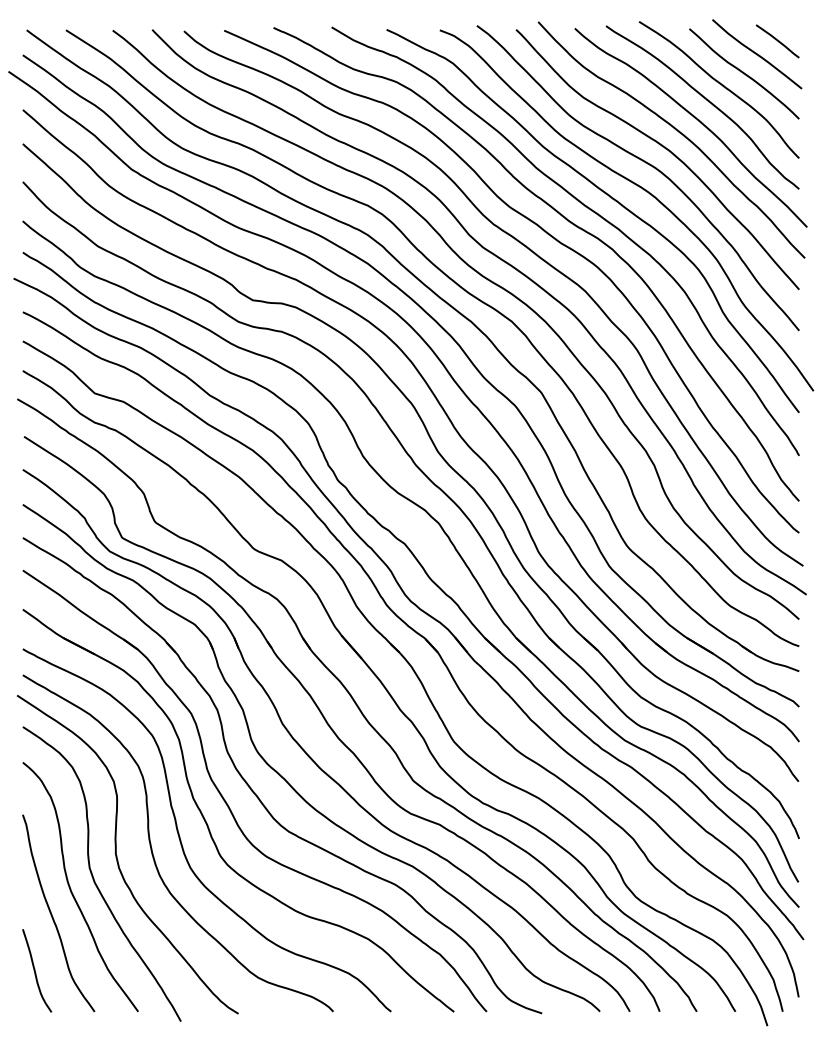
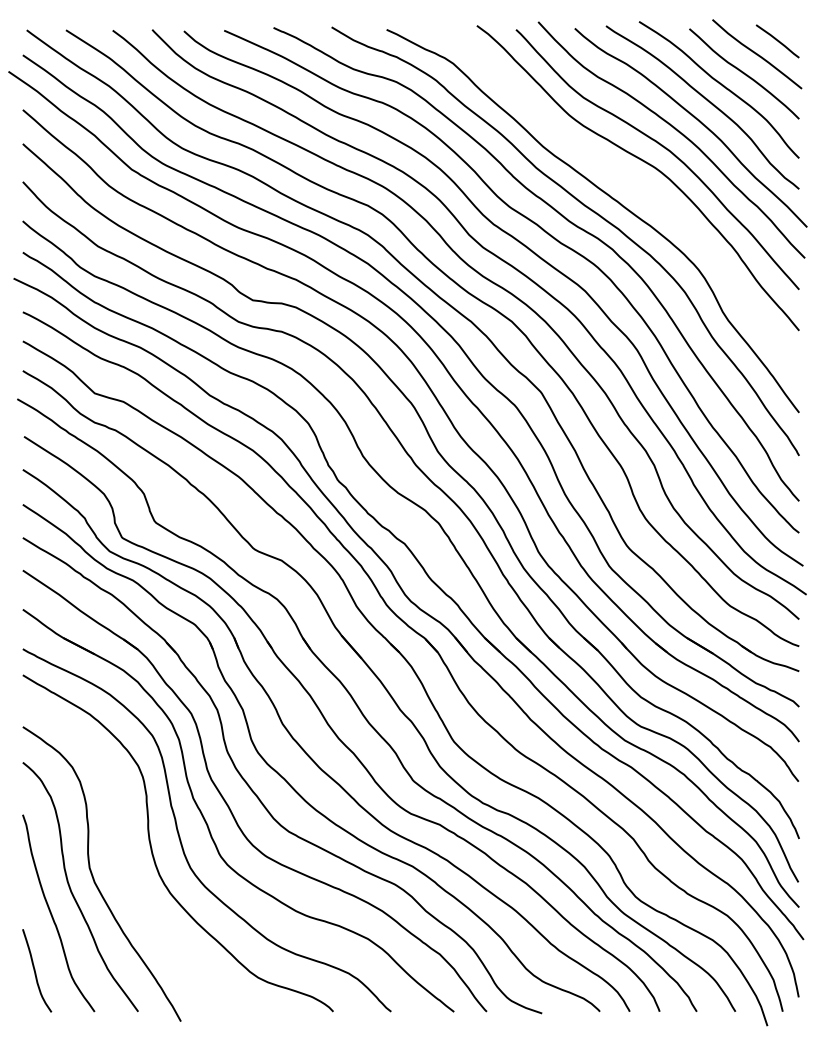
curve: present -> none (640, 188)
curve: present -> none (117, 855)
